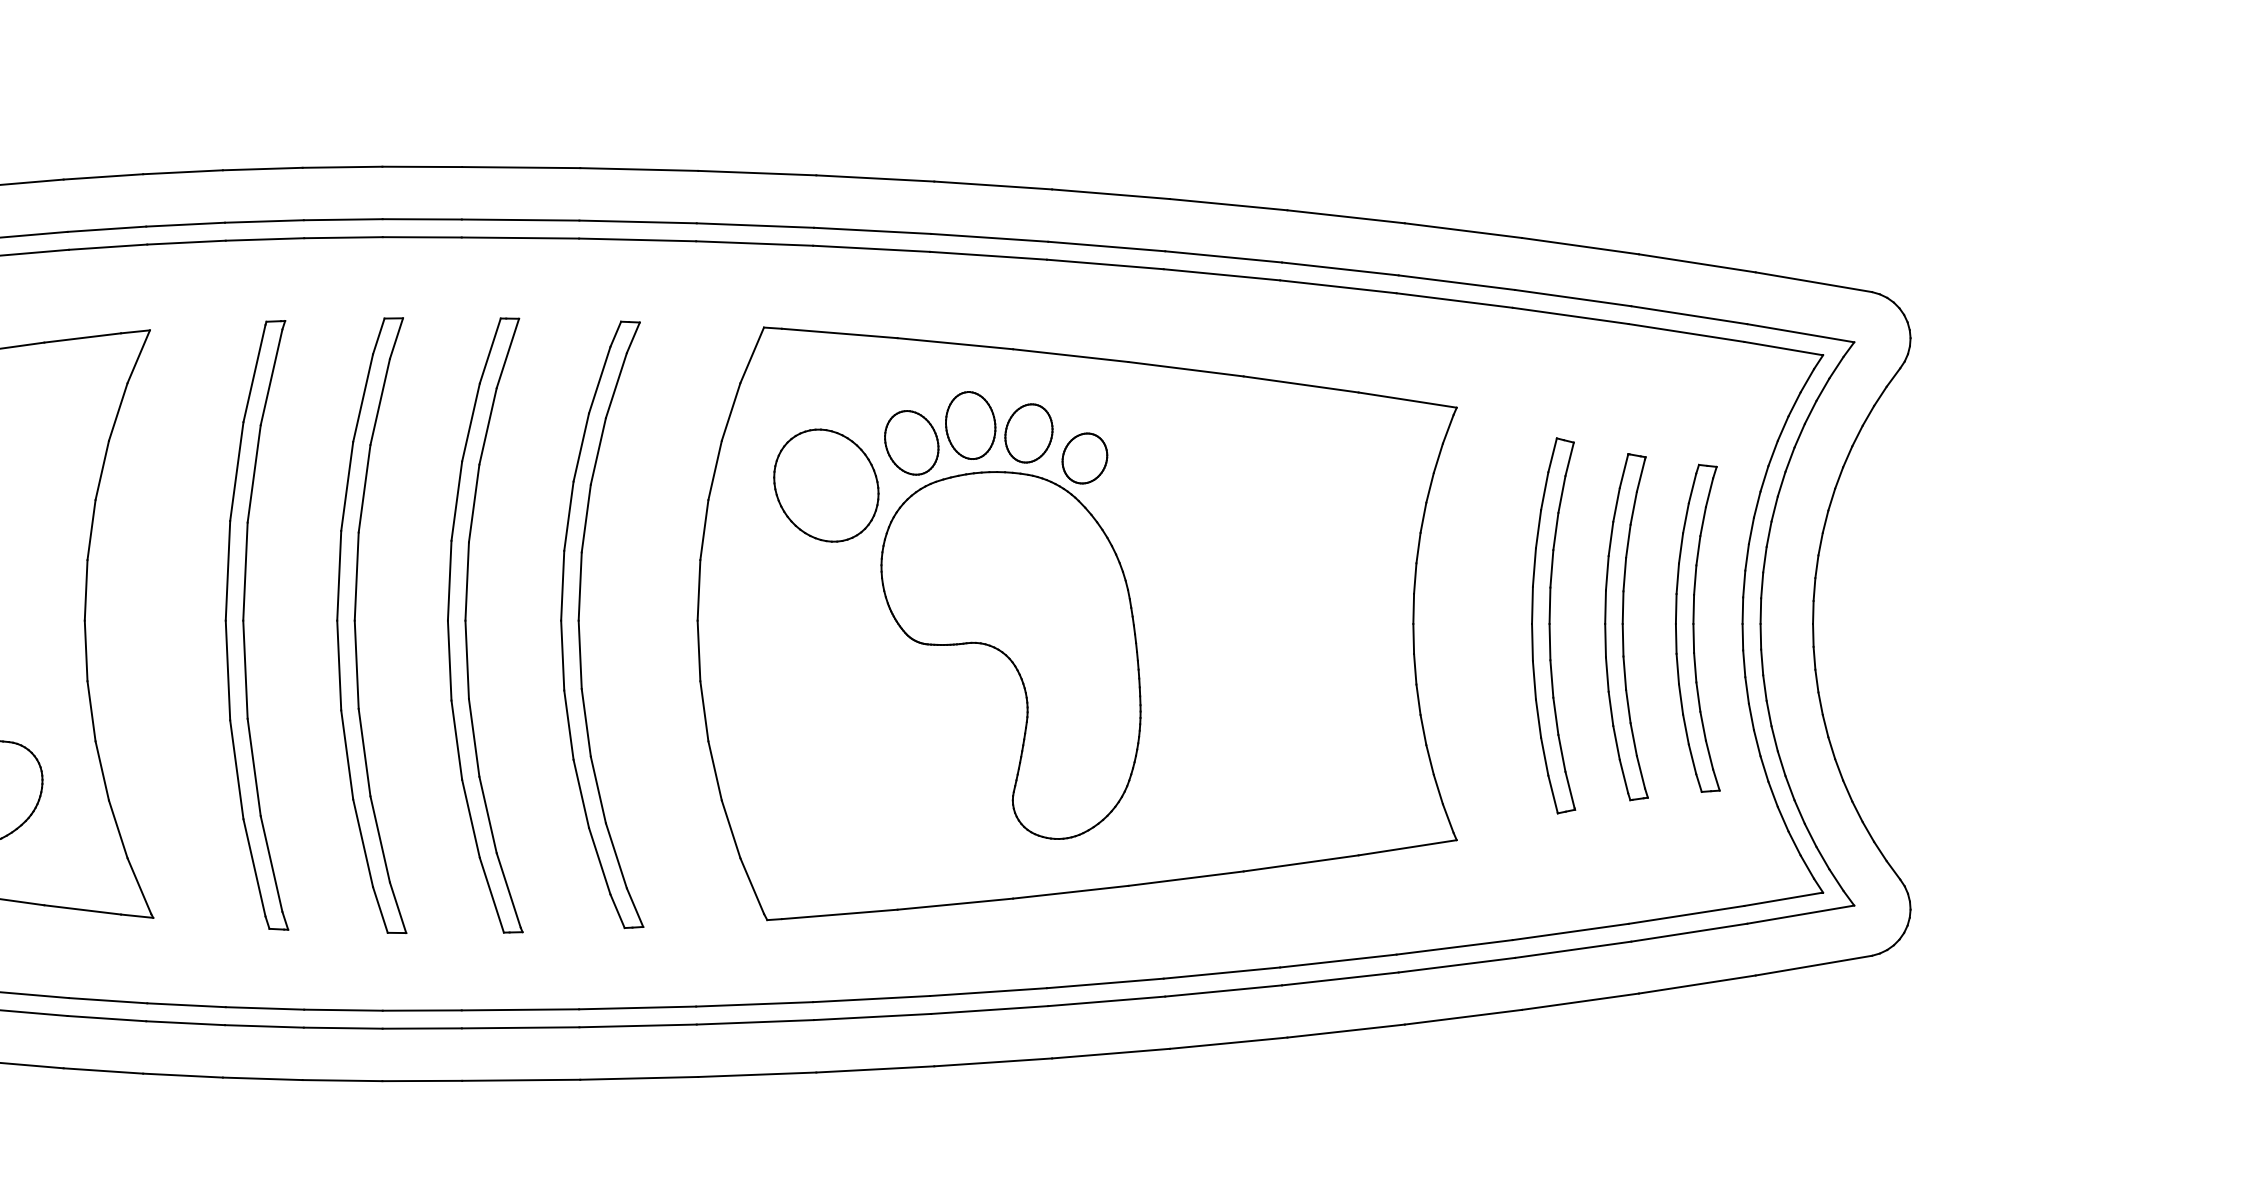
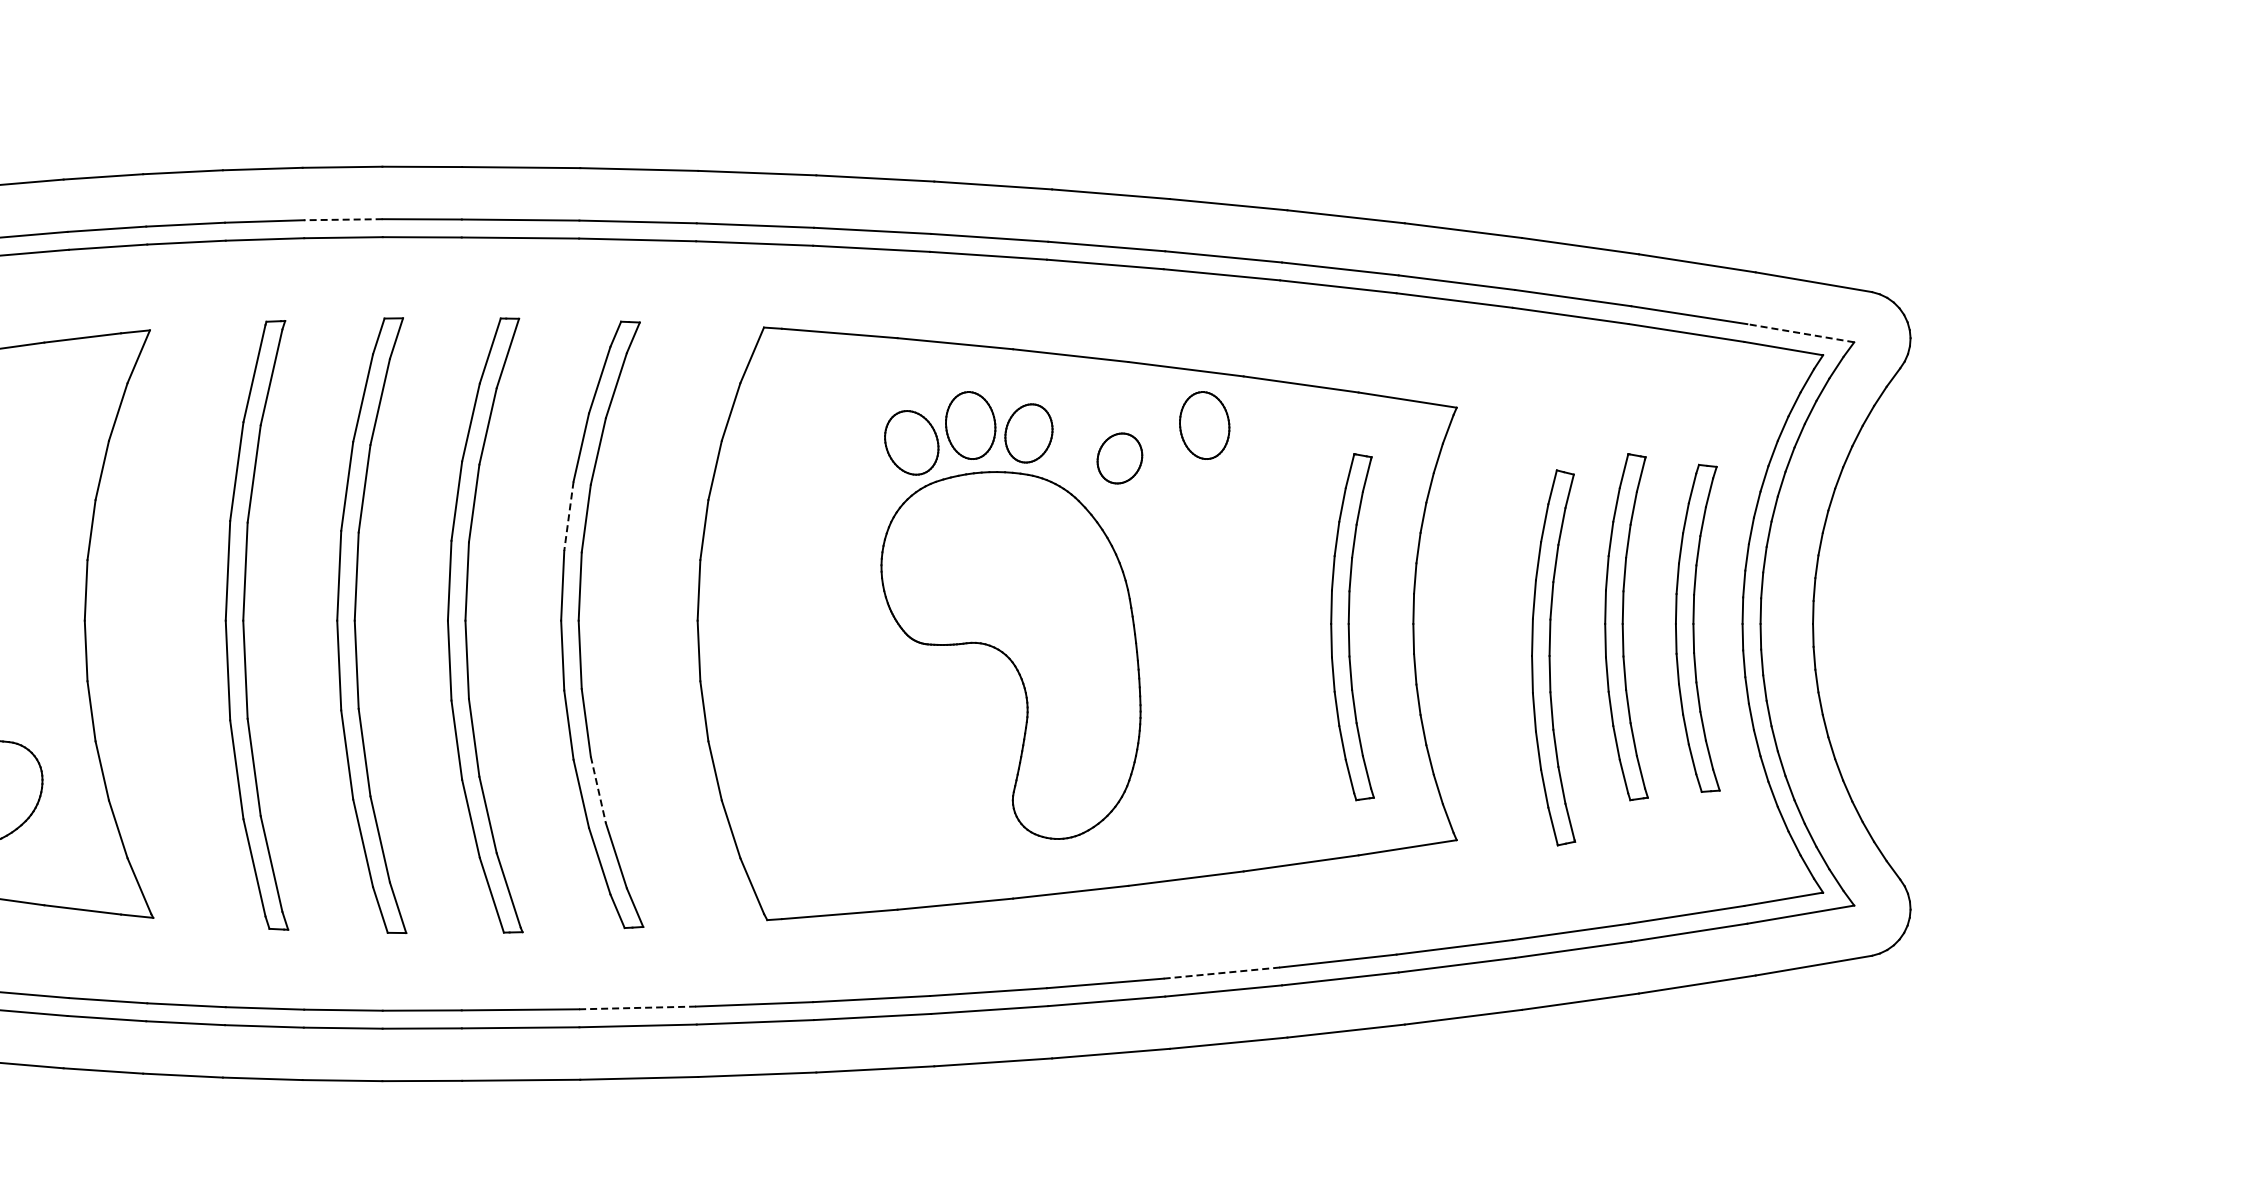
line: solid -> dashed (342, 219)
line: solid -> dashed (1800, 333)
part: none -> present (1204, 425)
part position: (1084, 458) -> (1119, 458) (1119, 458)
part: present -> none (826, 485)
line: solid -> dashed (568, 516)
part position: (1553, 625) -> (1553, 657) (1553, 657)
part: none -> present (1352, 627)
line: solid -> dashed (598, 790)
line: solid -> dashed (1221, 973)
line: solid -> dashed (637, 1007)
